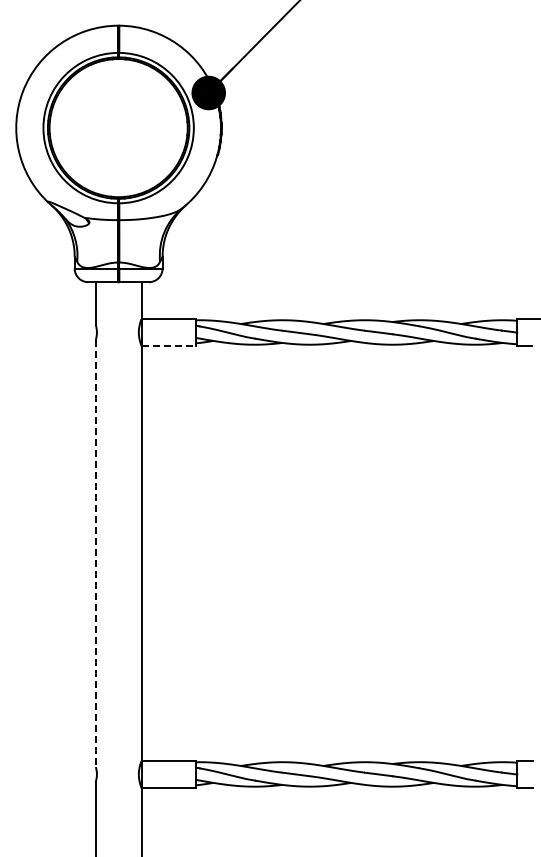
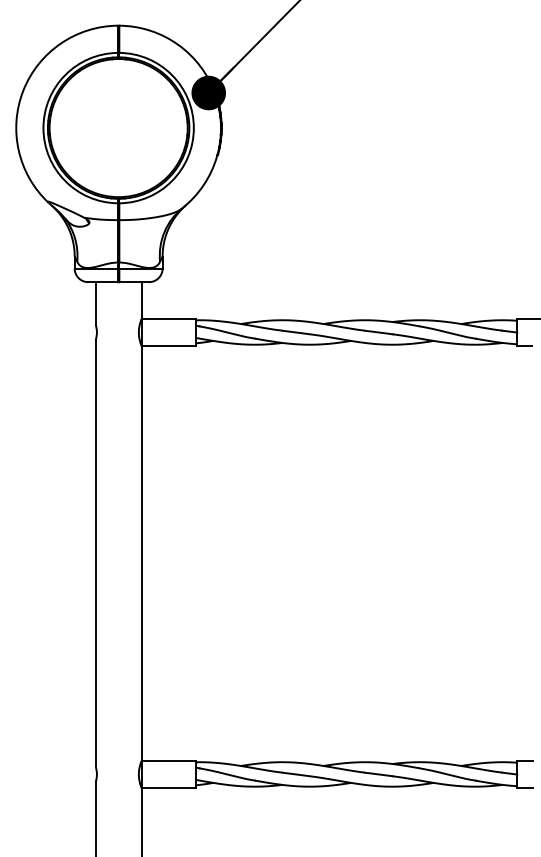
line: dashed -> solid (169, 346)
line: dashed -> solid (95, 553)
